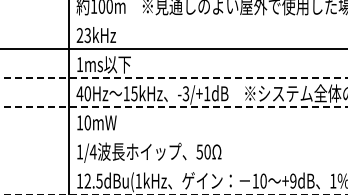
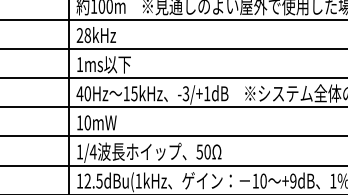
line: none -> present (173, 19)
text: 23kHz -> 28kHz (87, 35)
line: dashed -> solid (174, 78)
line: dashed -> solid (174, 107)
line: none -> present (173, 136)
line: none -> present (173, 165)
line: dashed -> solid (174, 194)
